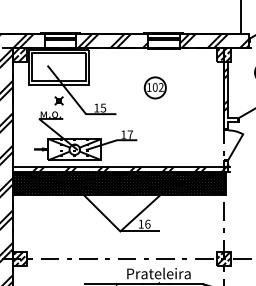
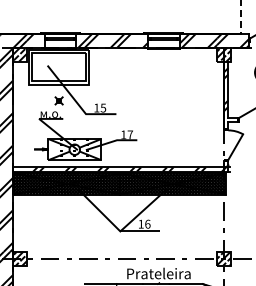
line: solid -> dashed (240, 17)
part: present -> none (154, 87)
